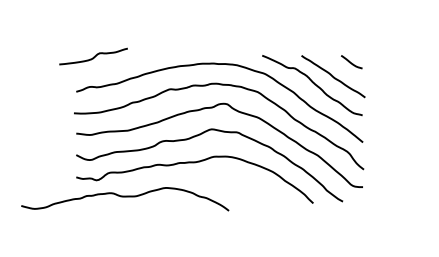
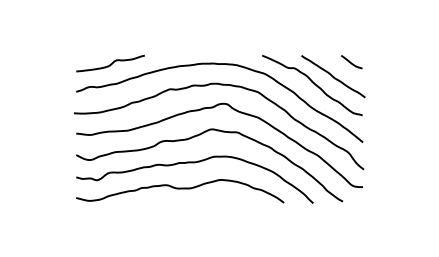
curve position: (93, 56) -> (110, 63) (110, 63)
curve position: (125, 197) -> (180, 189) (180, 189)
